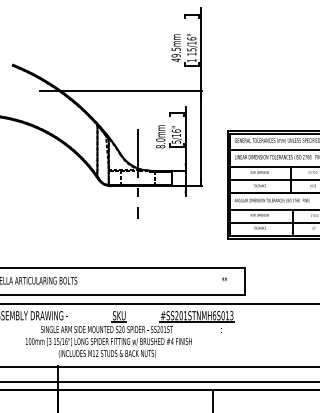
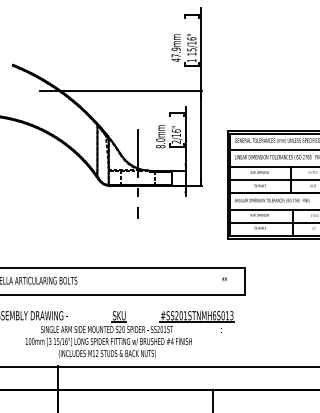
text: 49.5mm -> 47.9mm (175, 52)
text: 5/16" -> 2/16" (176, 141)
line: present -> none (159, 304)
line: present -> none (159, 381)
